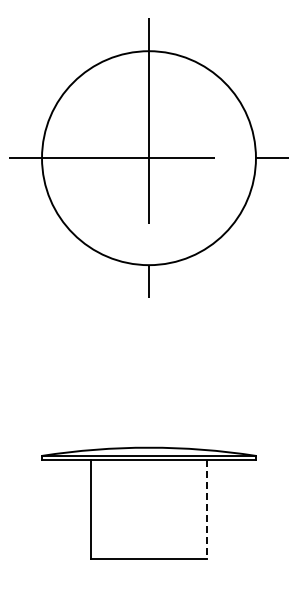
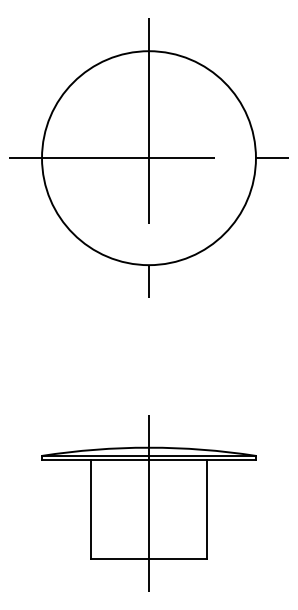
line: none -> present (148, 502)
line: dashed -> solid (206, 509)
